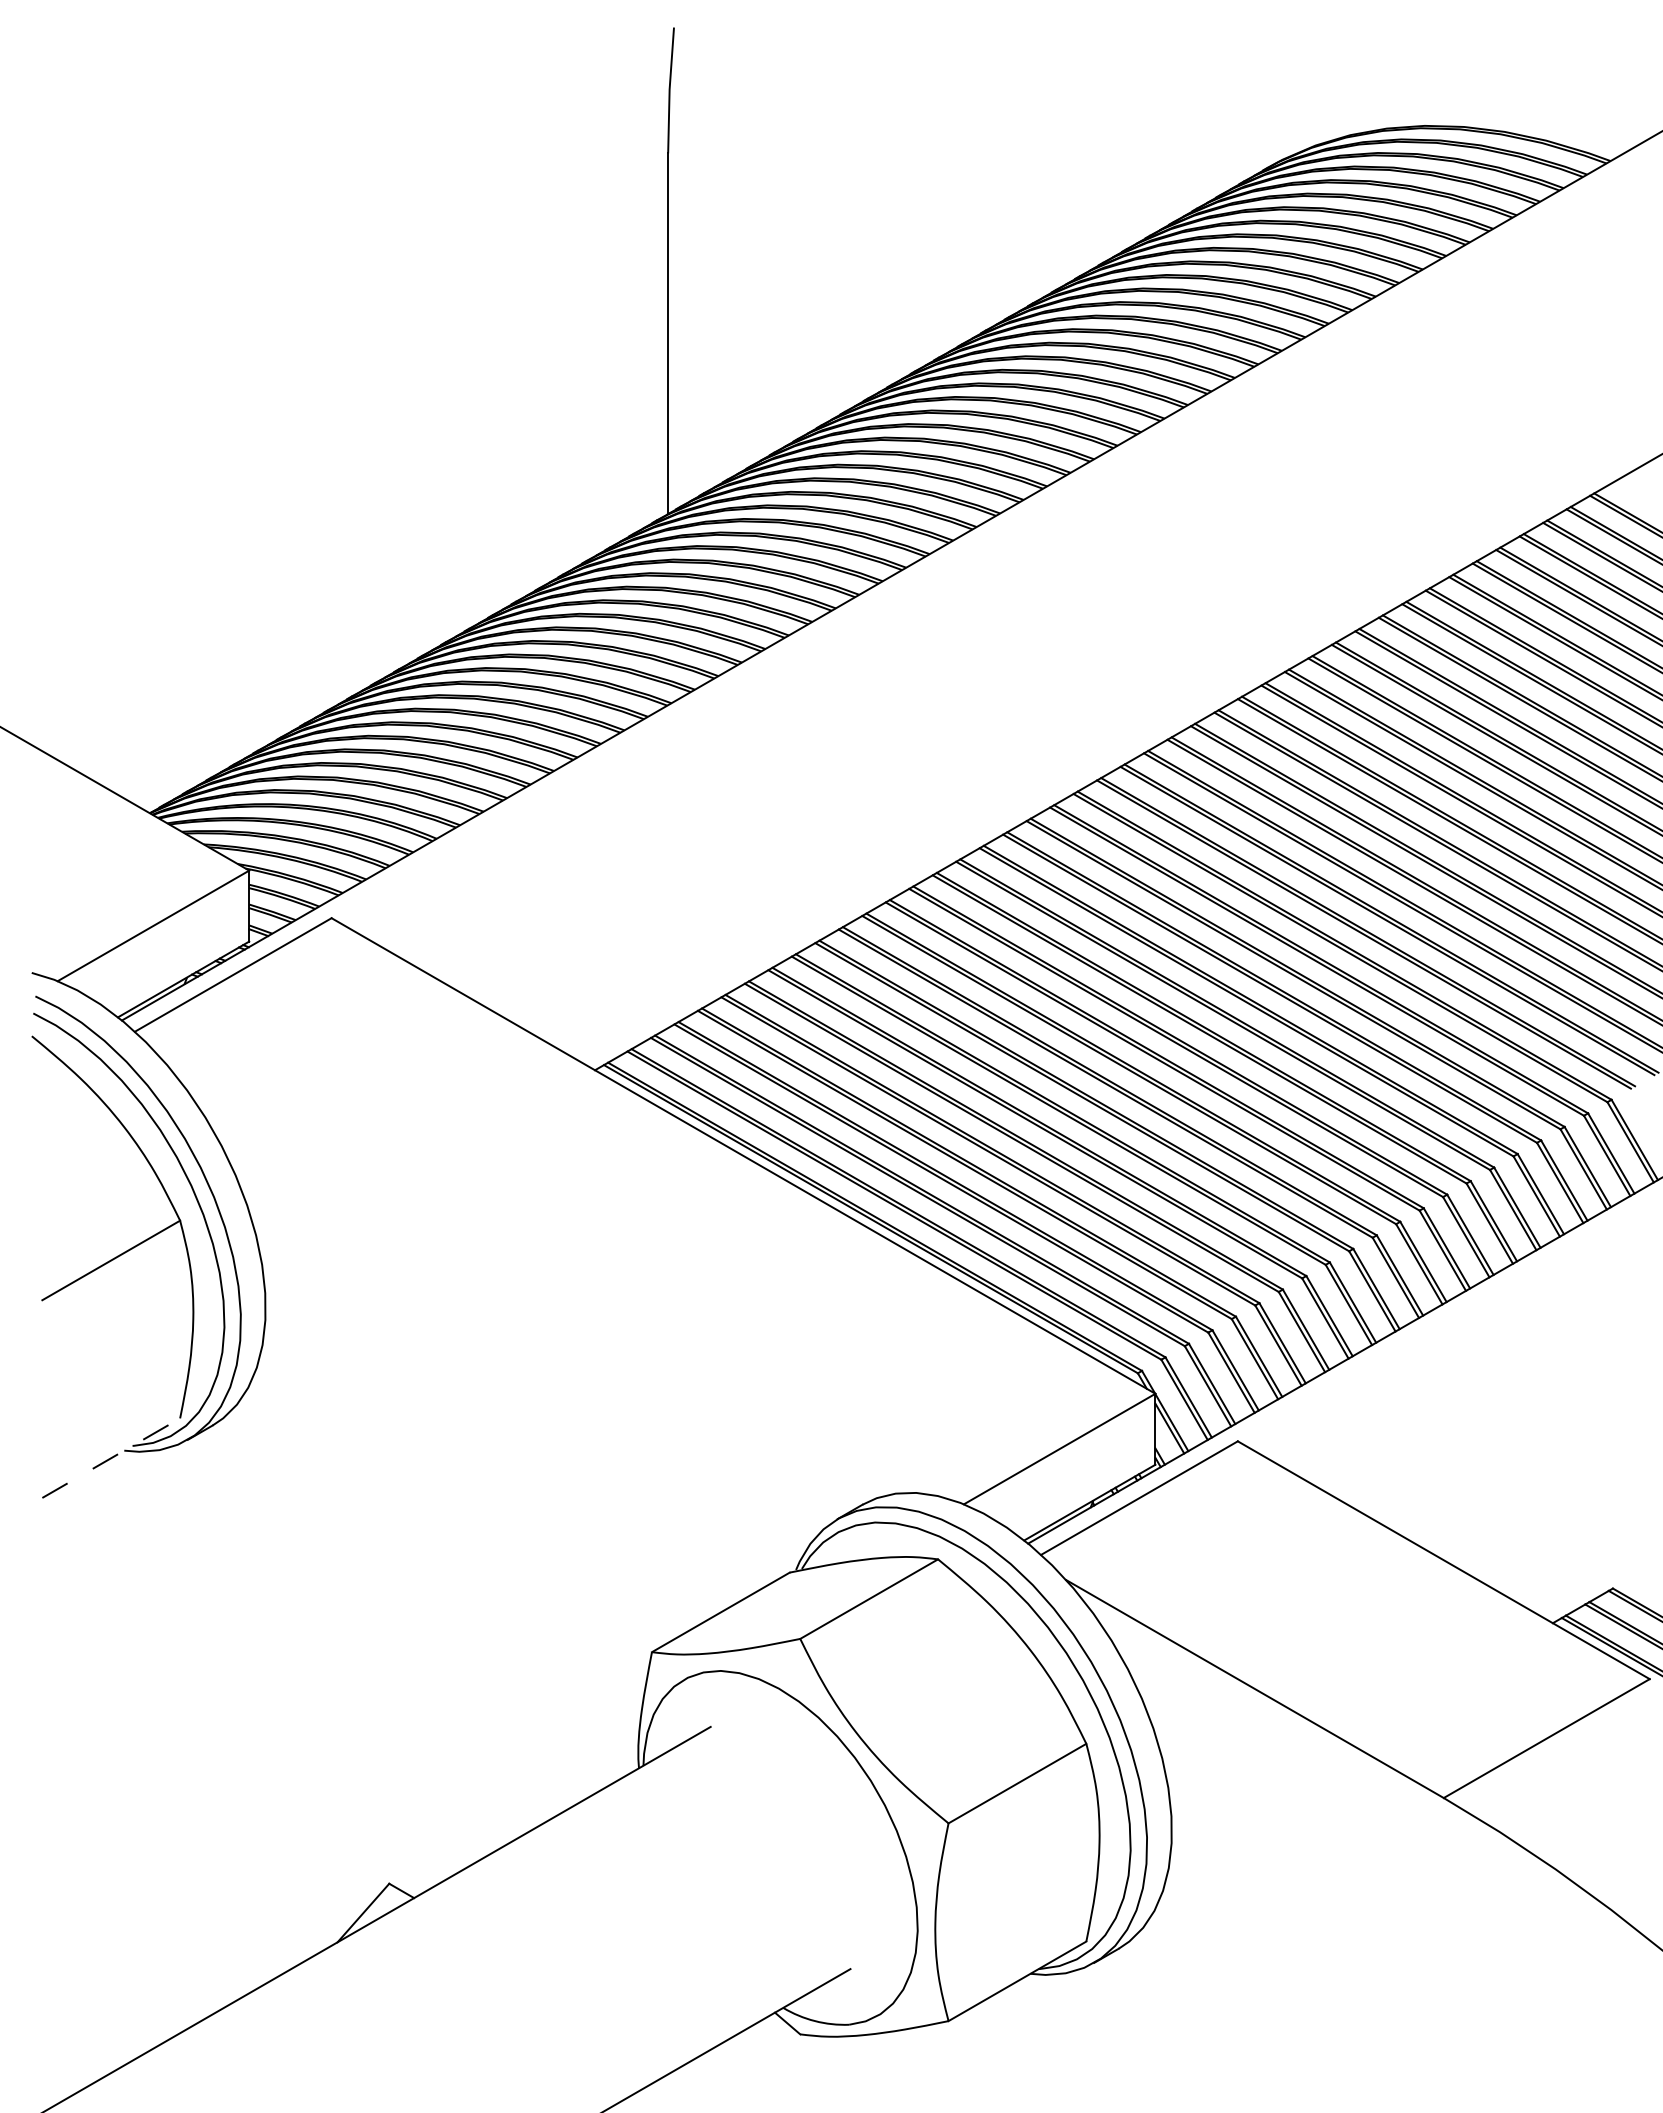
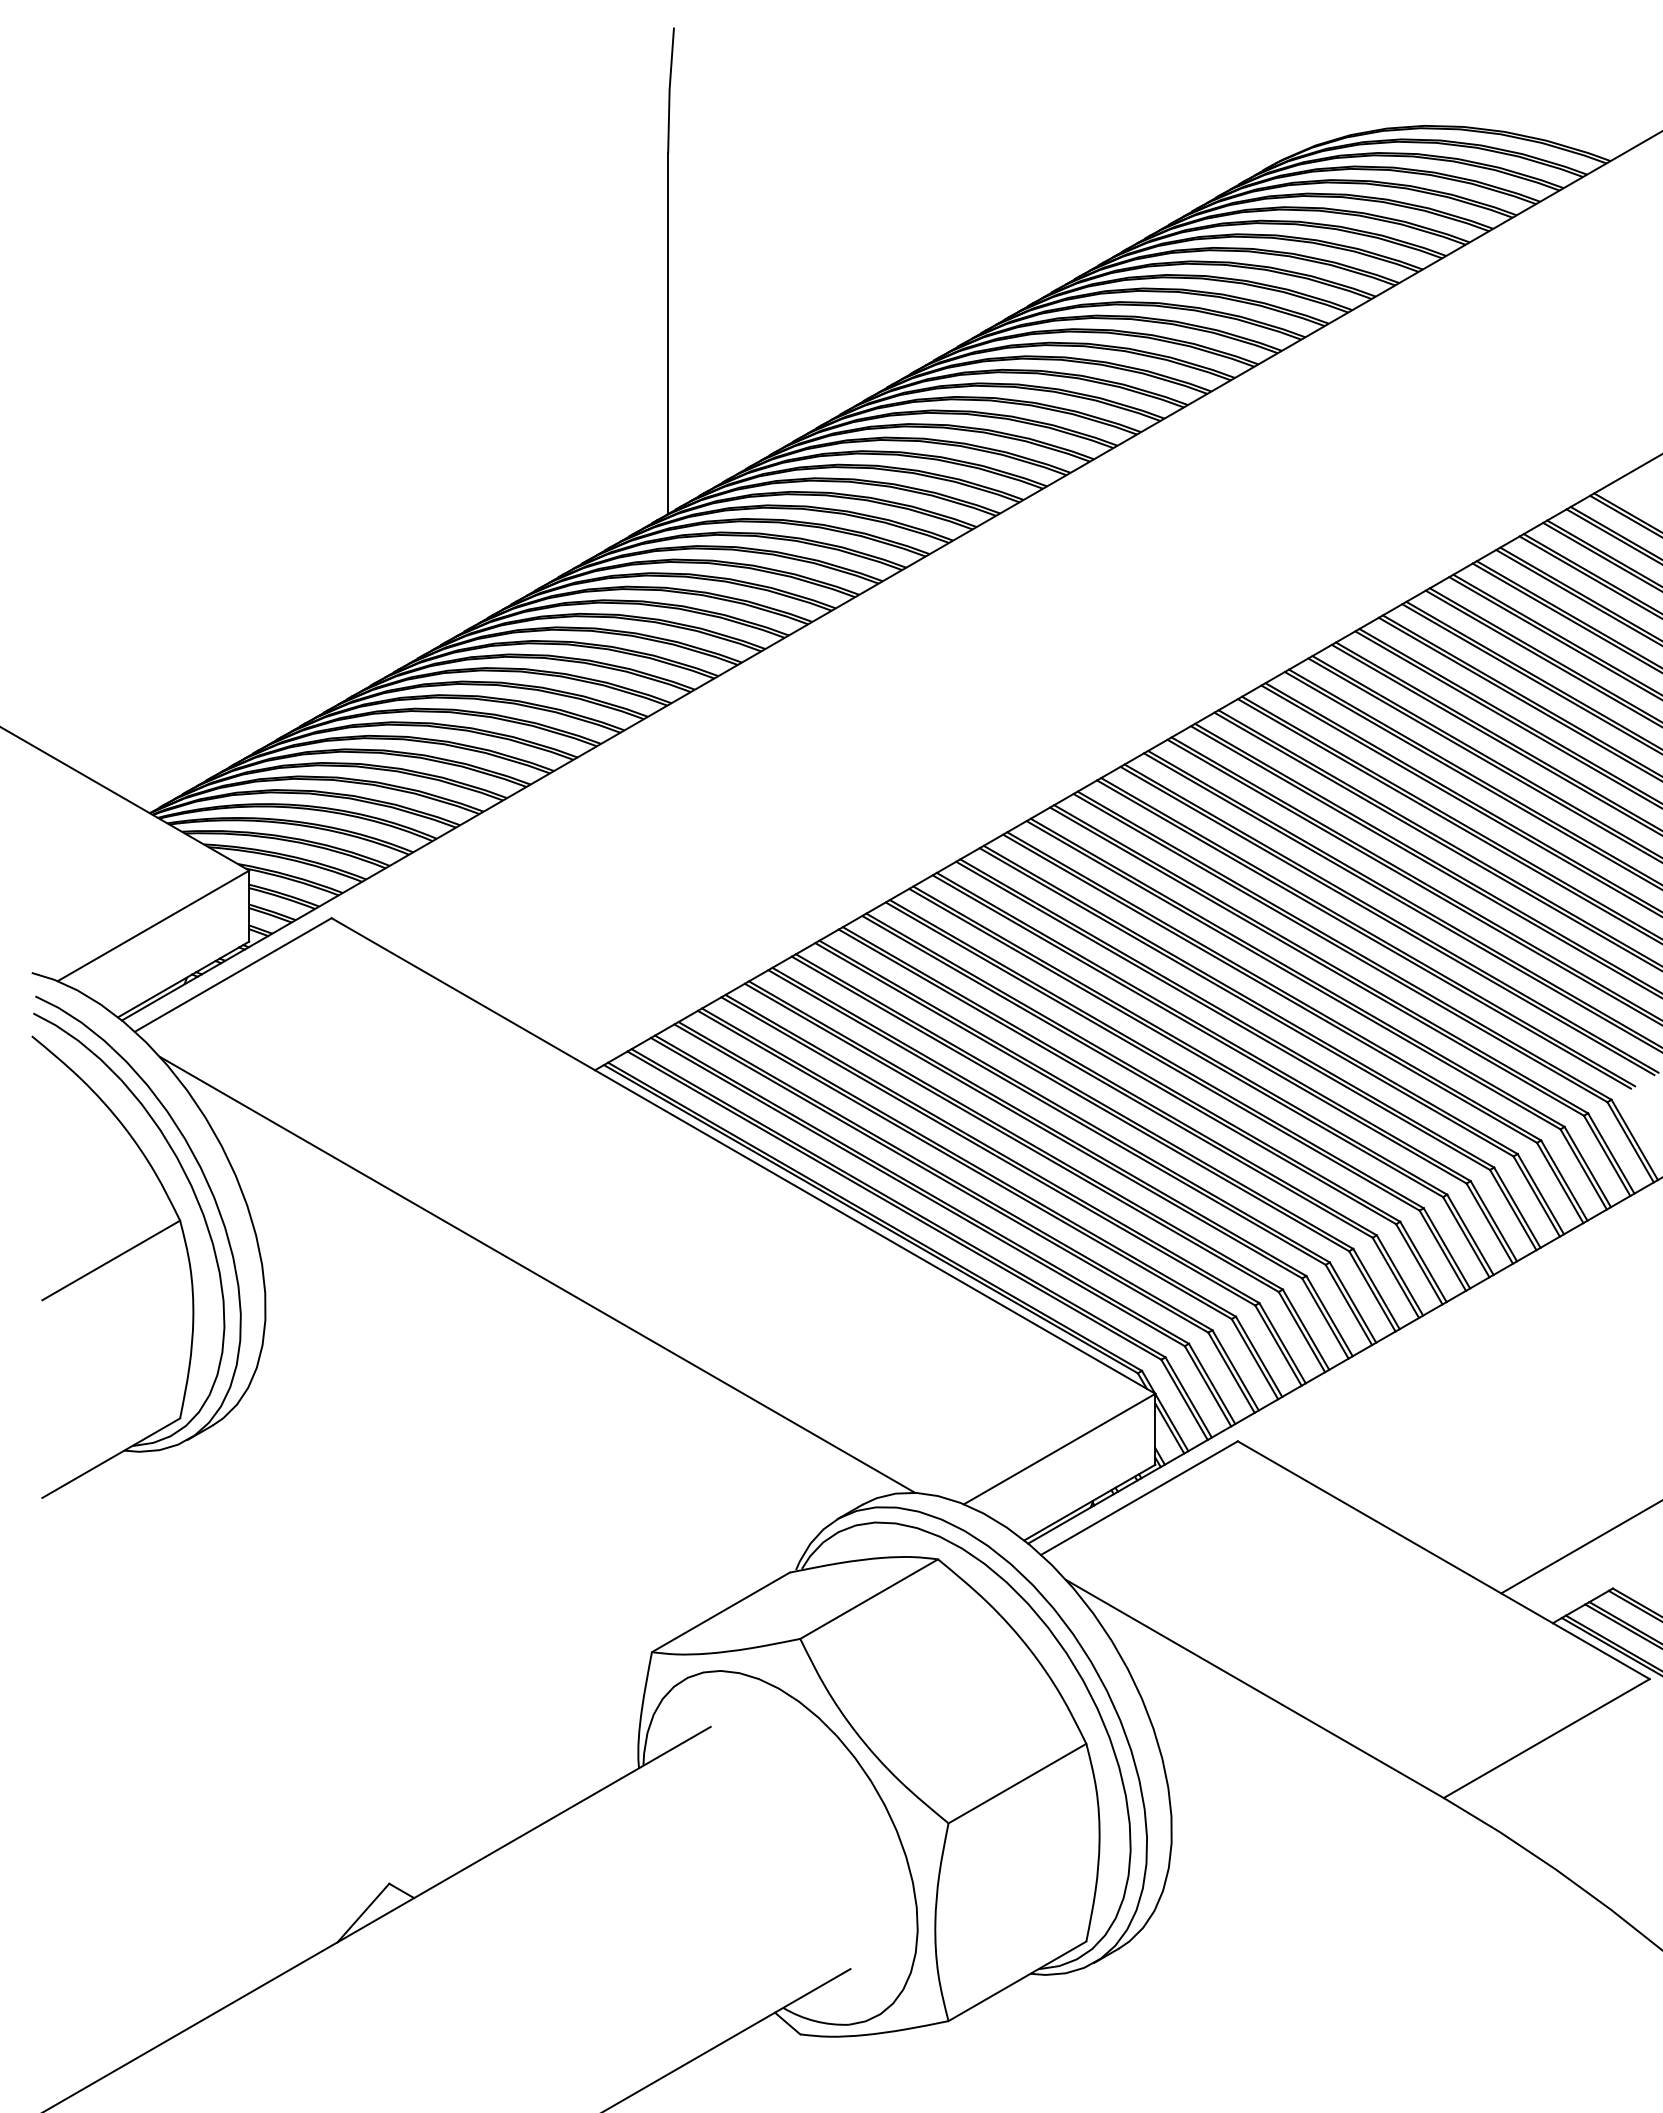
line: none -> present (537, 1274)
line: dashed -> solid (111, 1458)
line: none -> present (1580, 1547)
